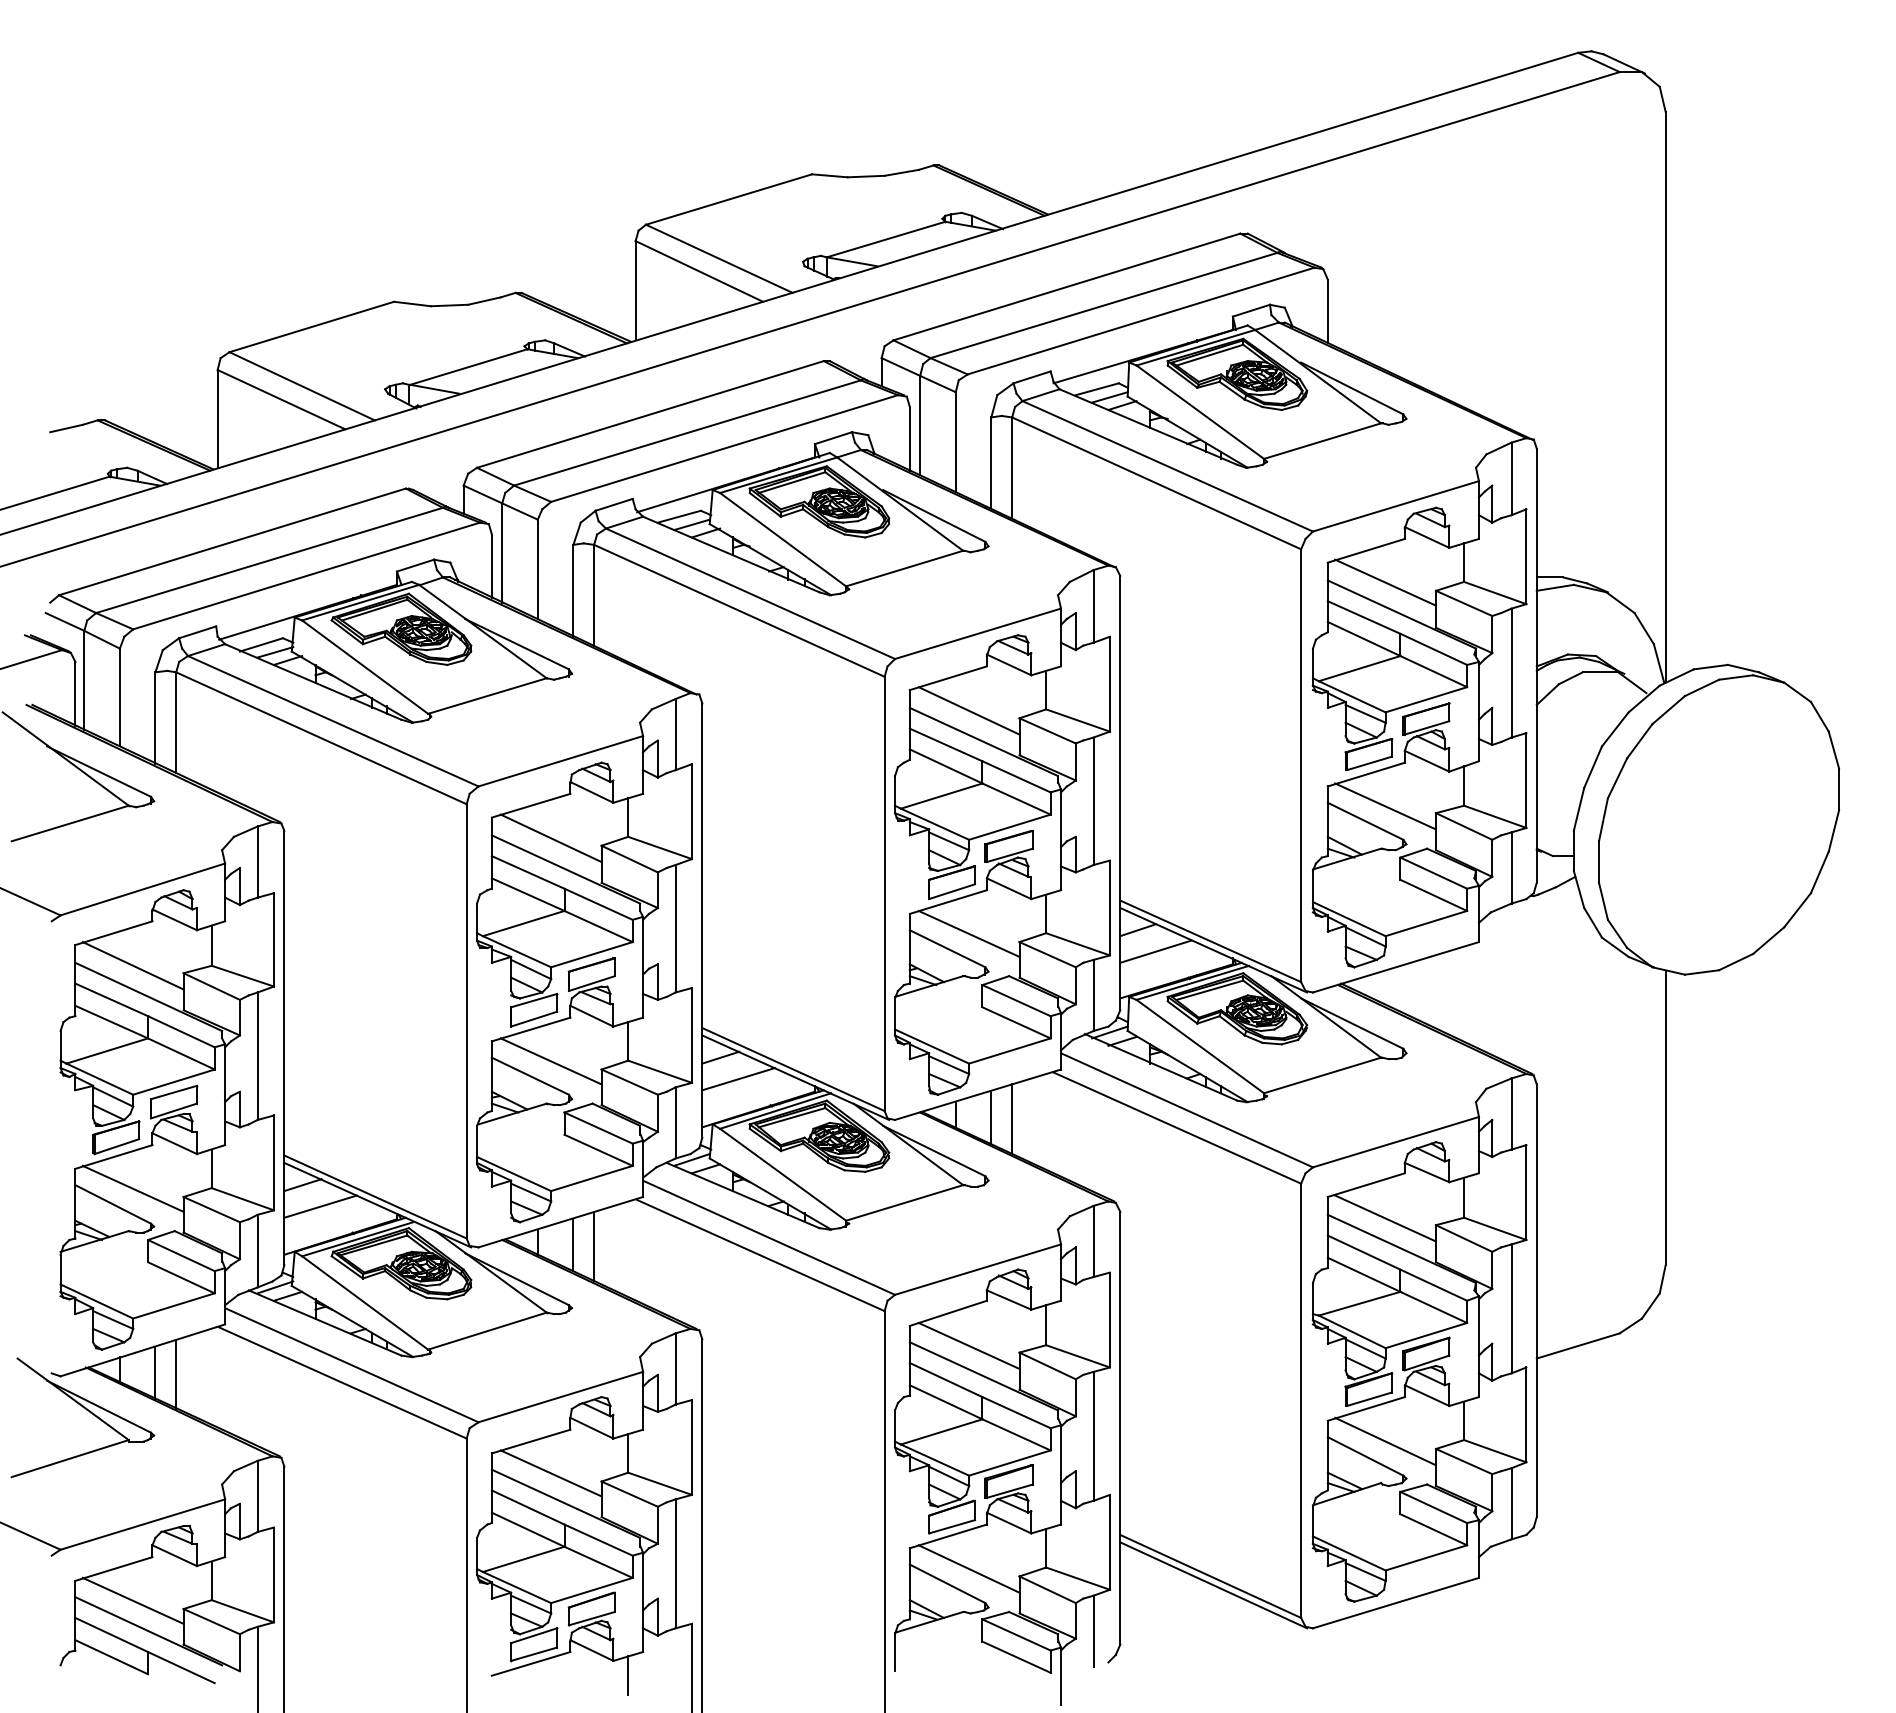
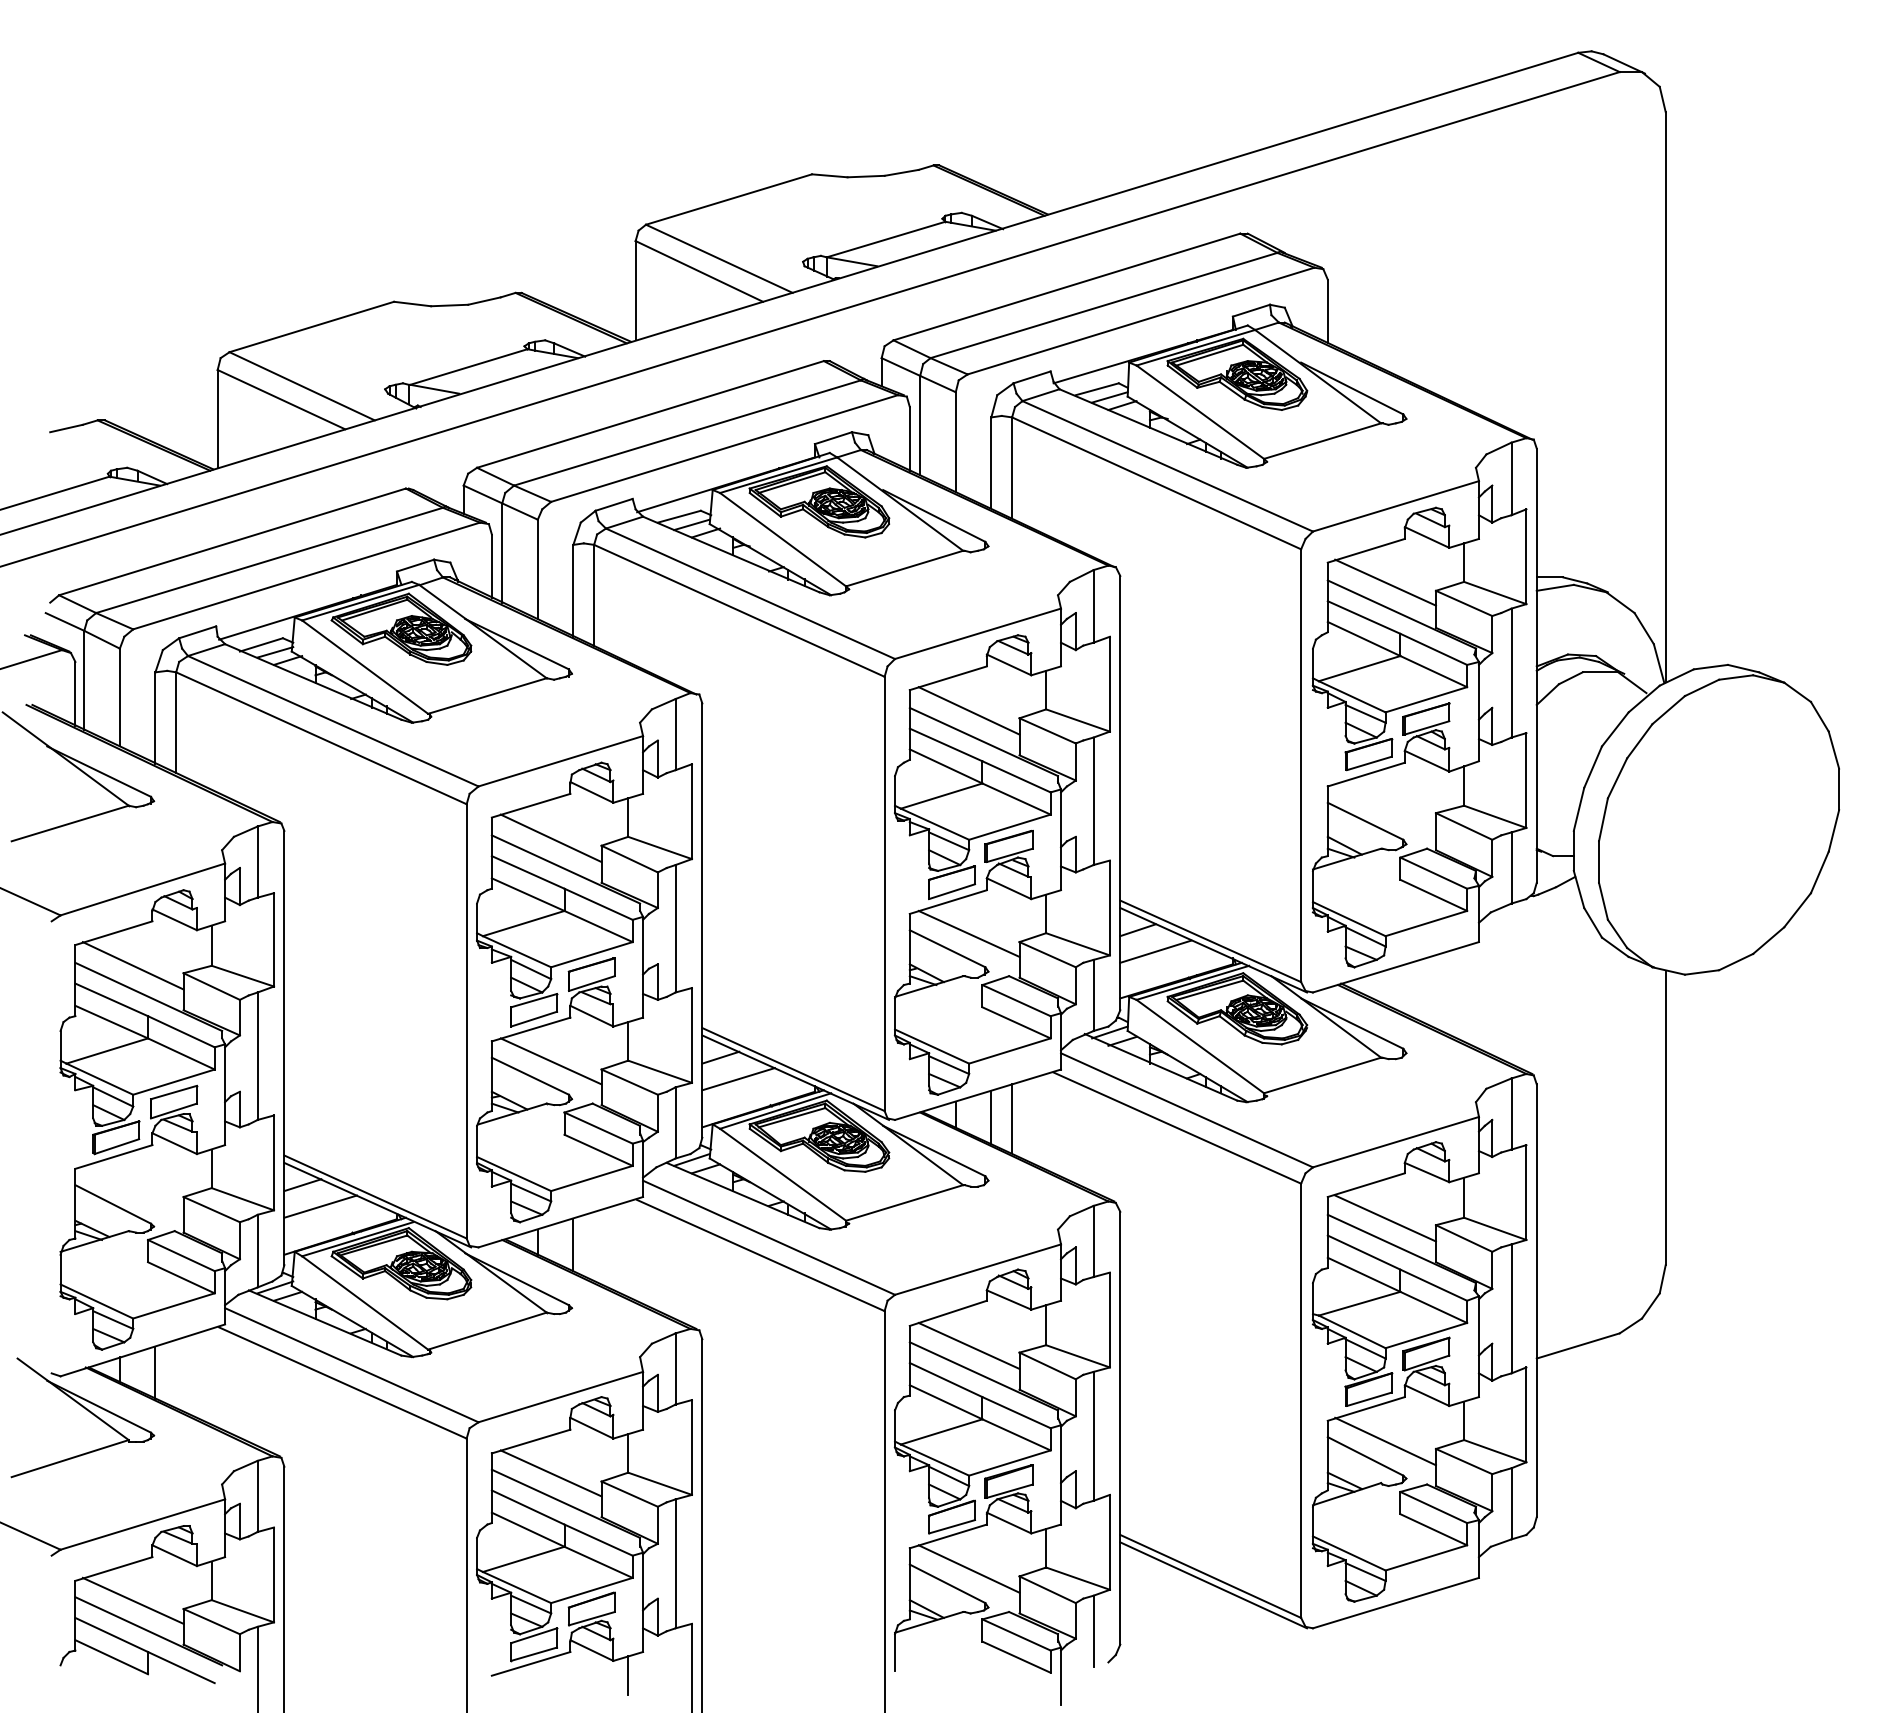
line: present -> none (1385, 806)
line: present -> none (132, 1188)
line: present -> none (594, 1247)
line: present -> none (176, 1374)
